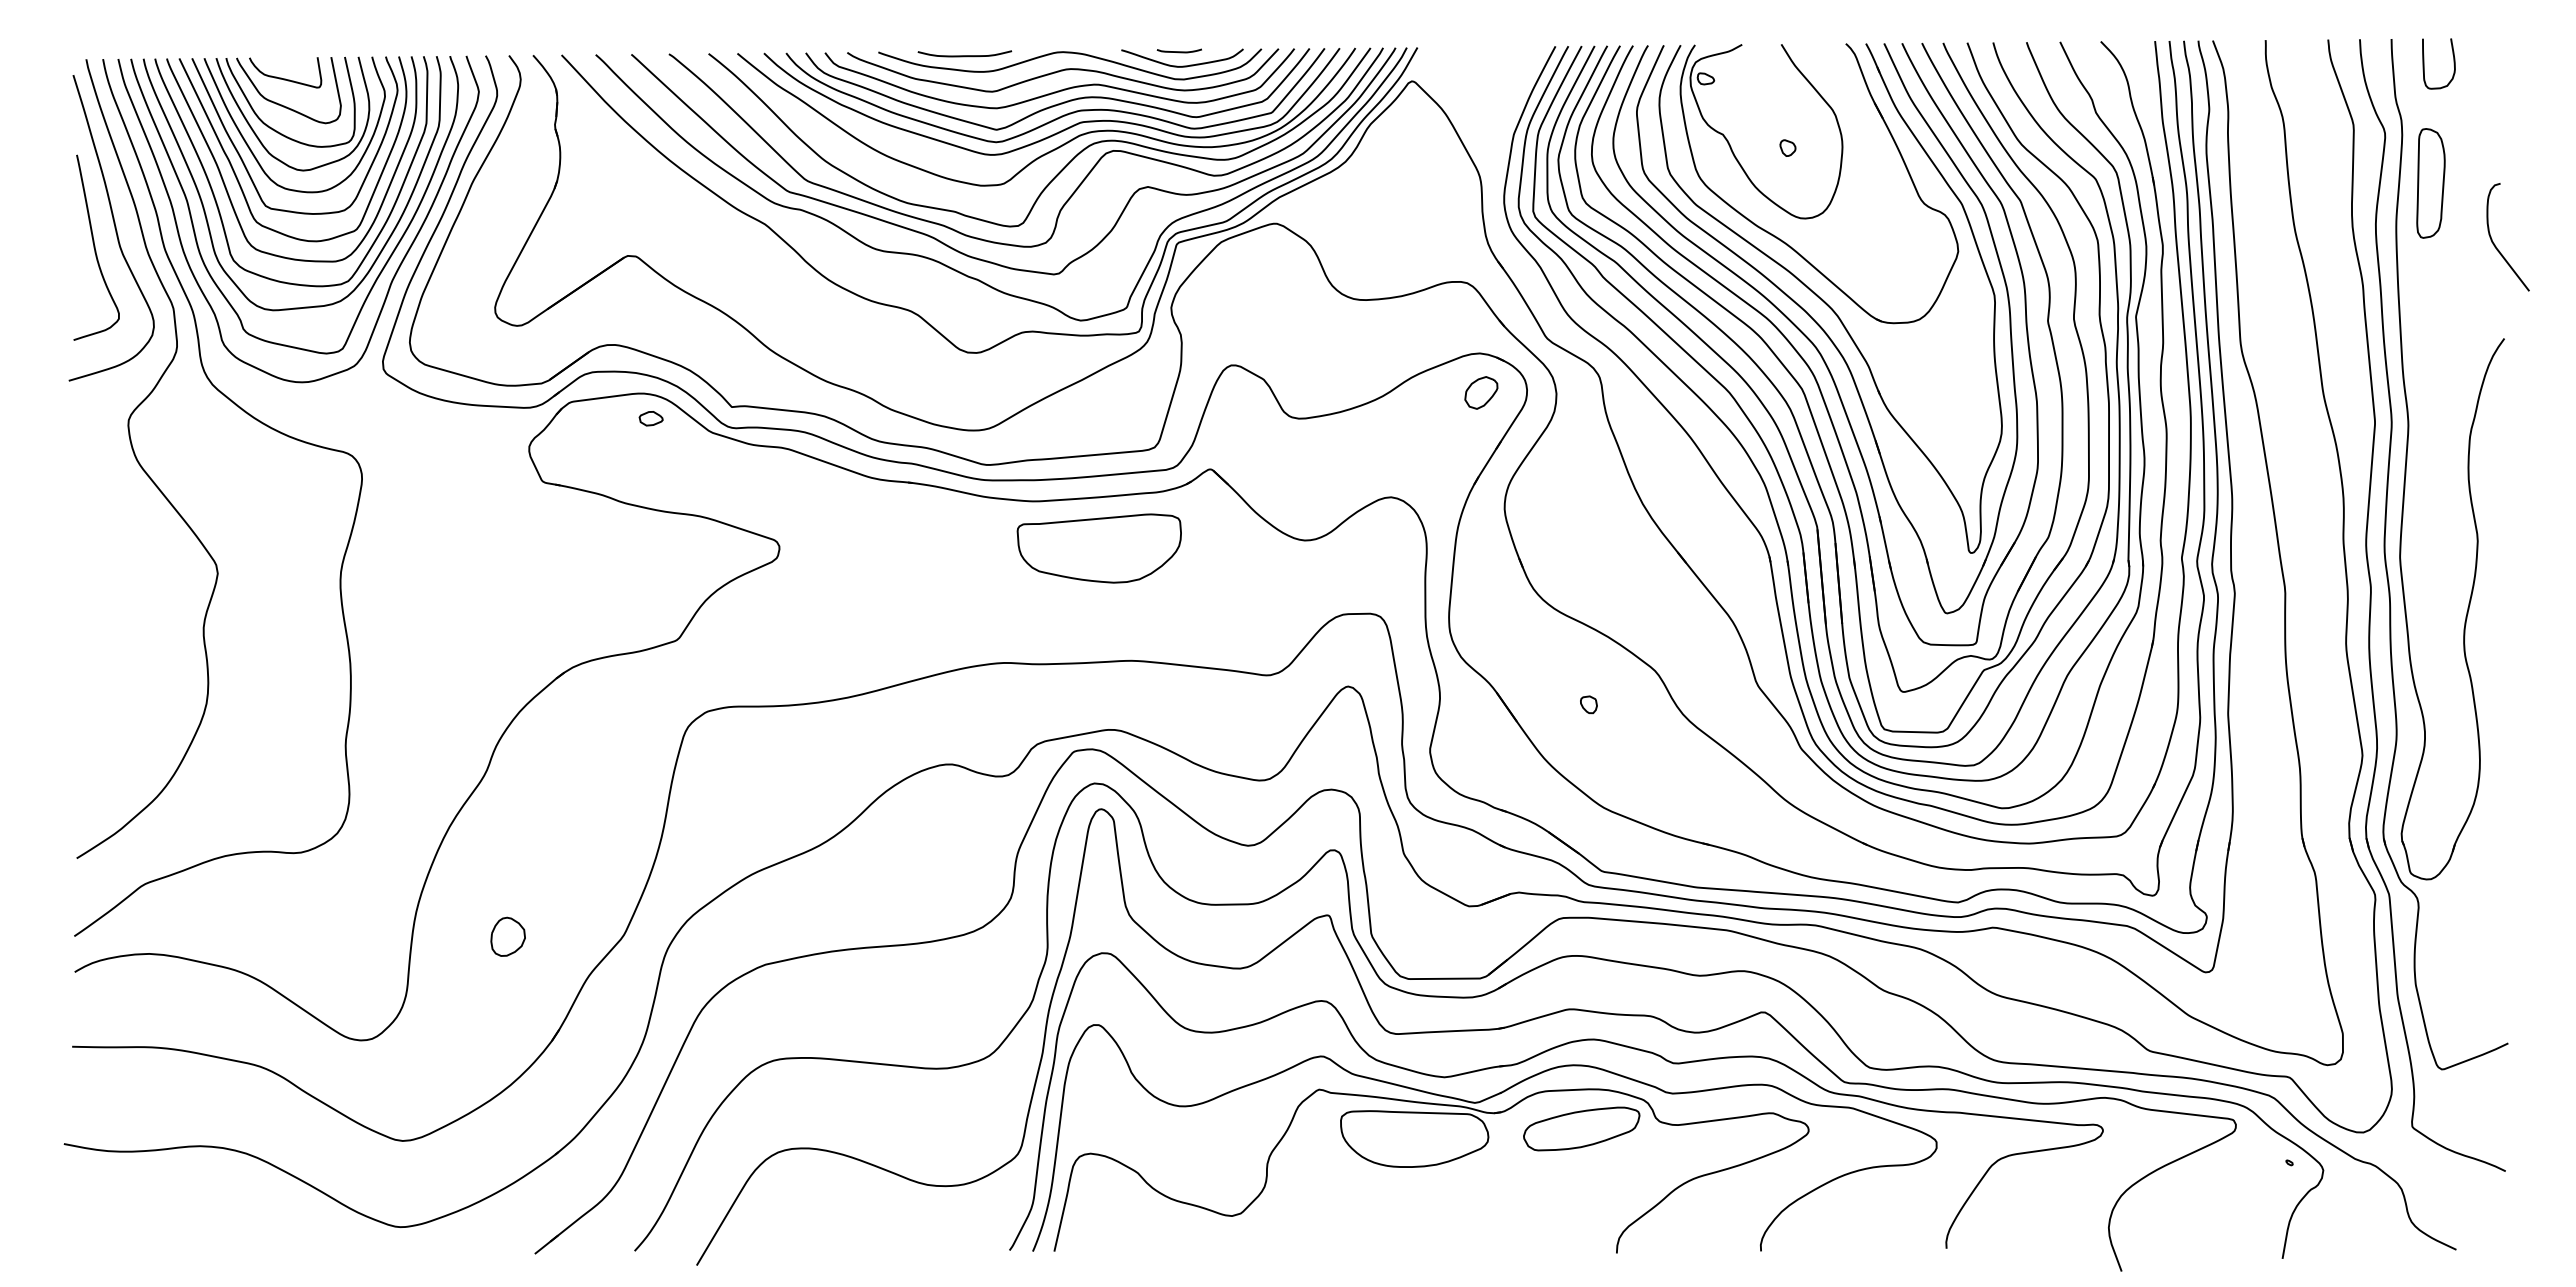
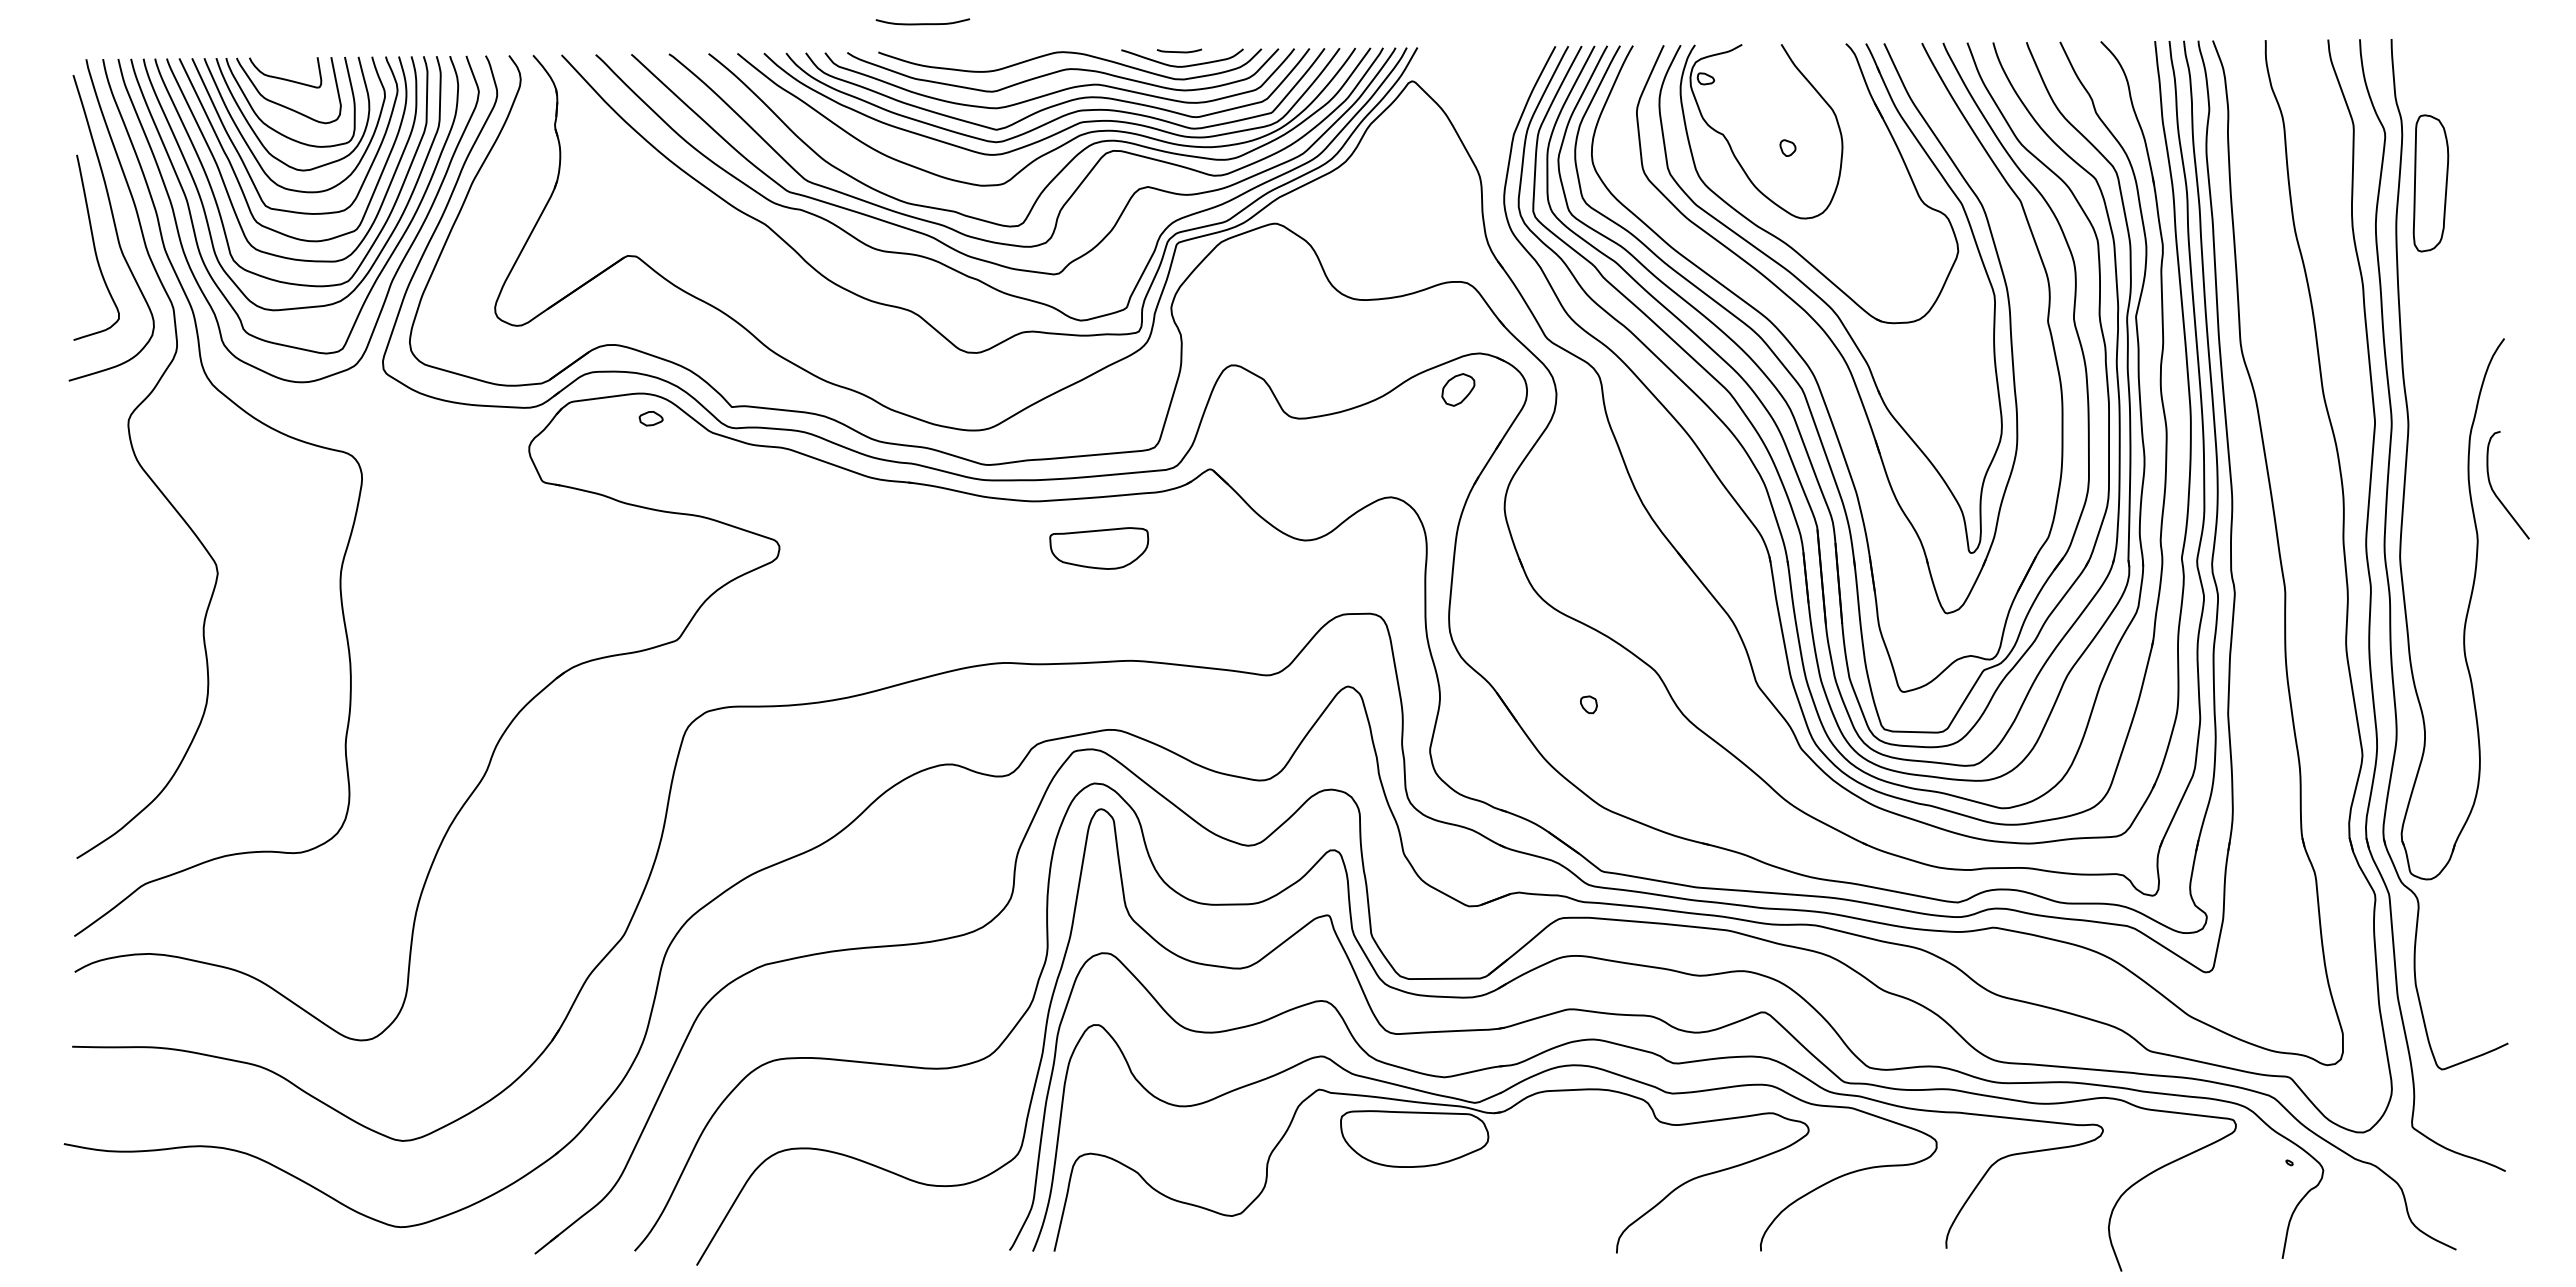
curve position: (964, 55) -> (922, 23) (922, 23)
curve: present -> none (2424, 63)
part size: 30x111 px -> 38x139 px (2430, 183)
curve position: (2495, 244) -> (2495, 492) (2495, 492)
part: present -> none (1819, 350)
part position: (1481, 392) -> (1458, 389) (1458, 389)
part size: 166x71 px -> 101x43 px (1099, 548)
part: present -> none (507, 936)
part: present -> none (1581, 1128)
